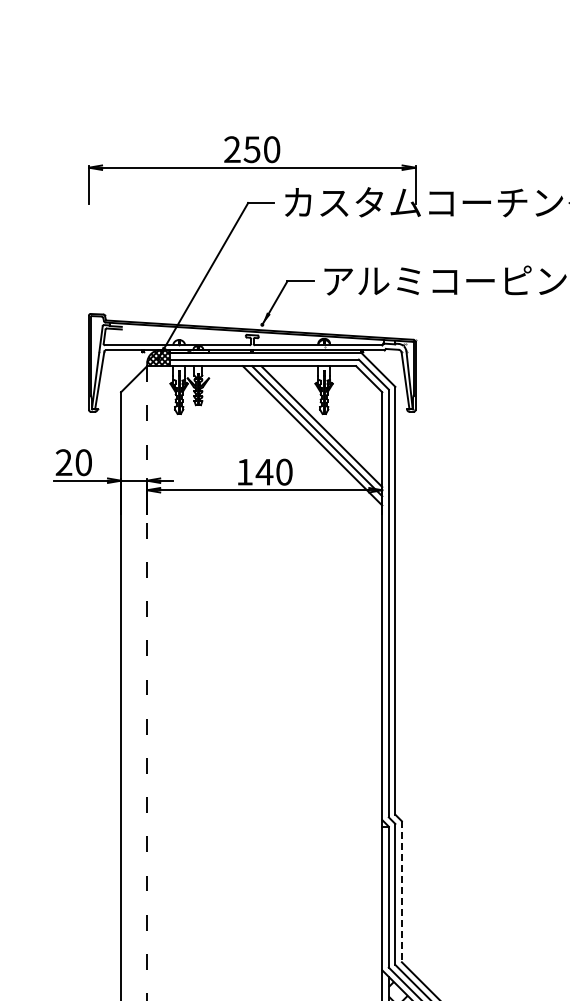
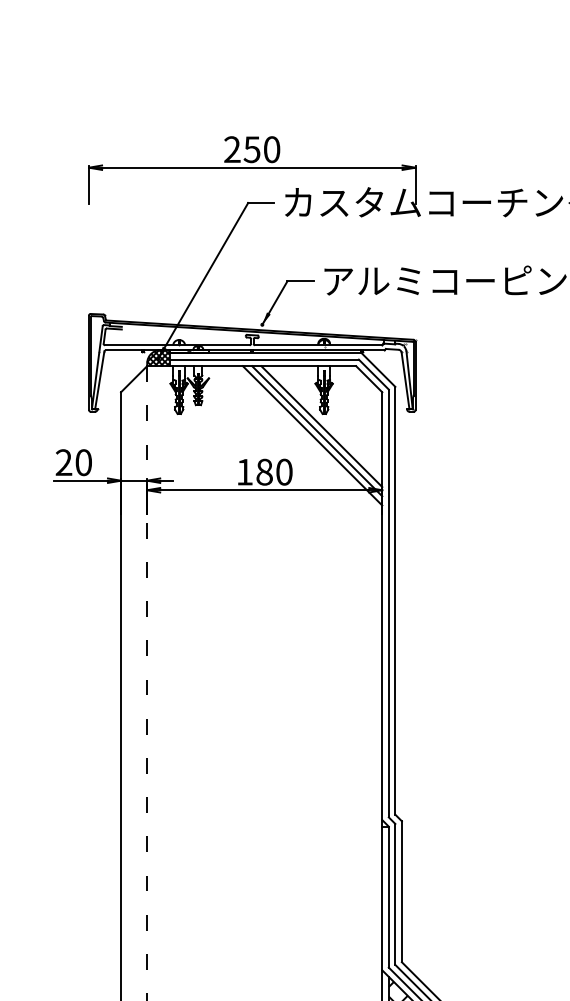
text: 140 -> 180 (264, 471)
line: dashed -> solid (401, 892)
